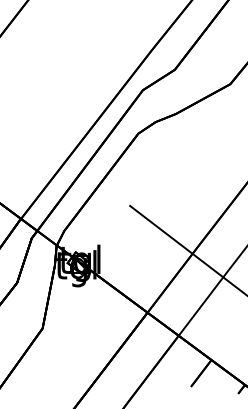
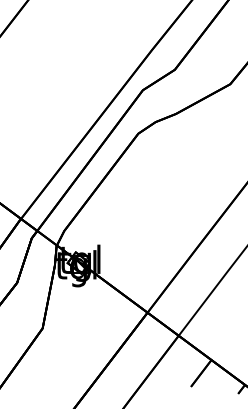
line: present -> none (187, 249)
